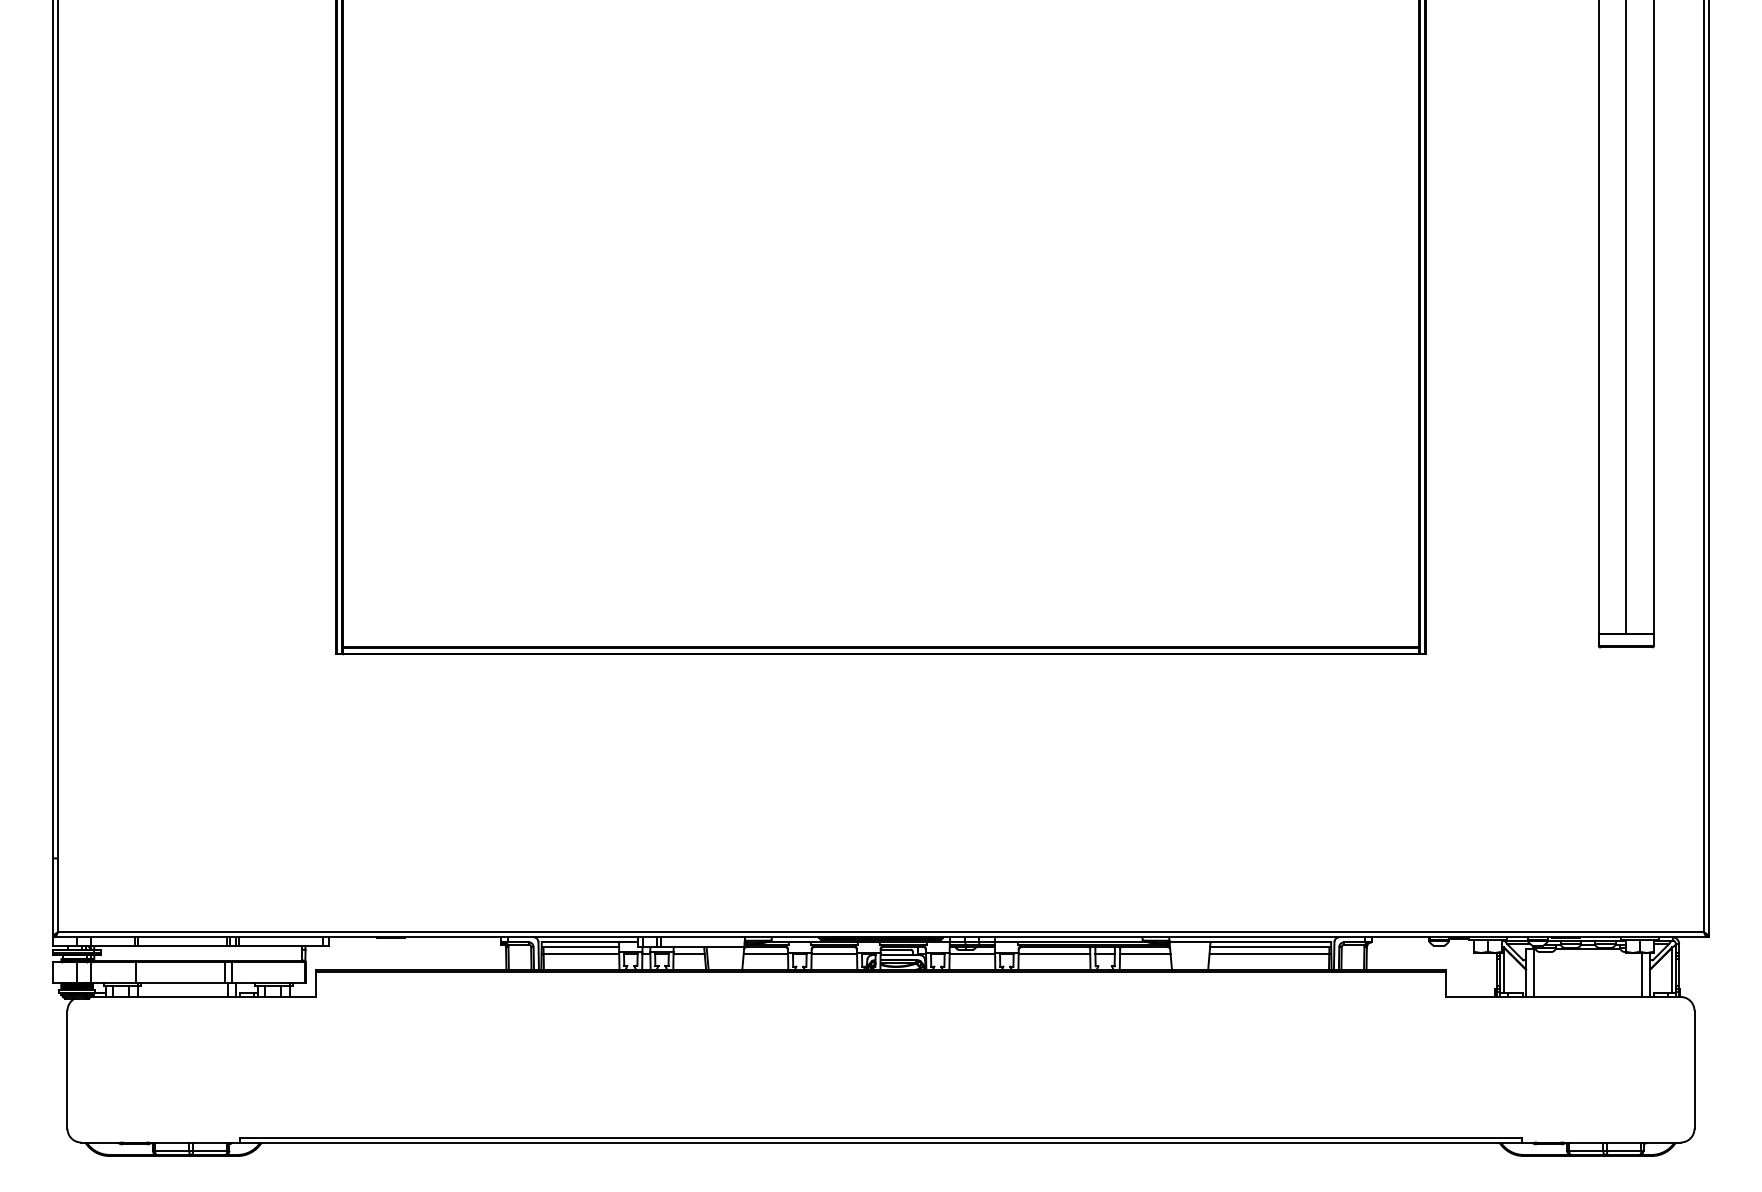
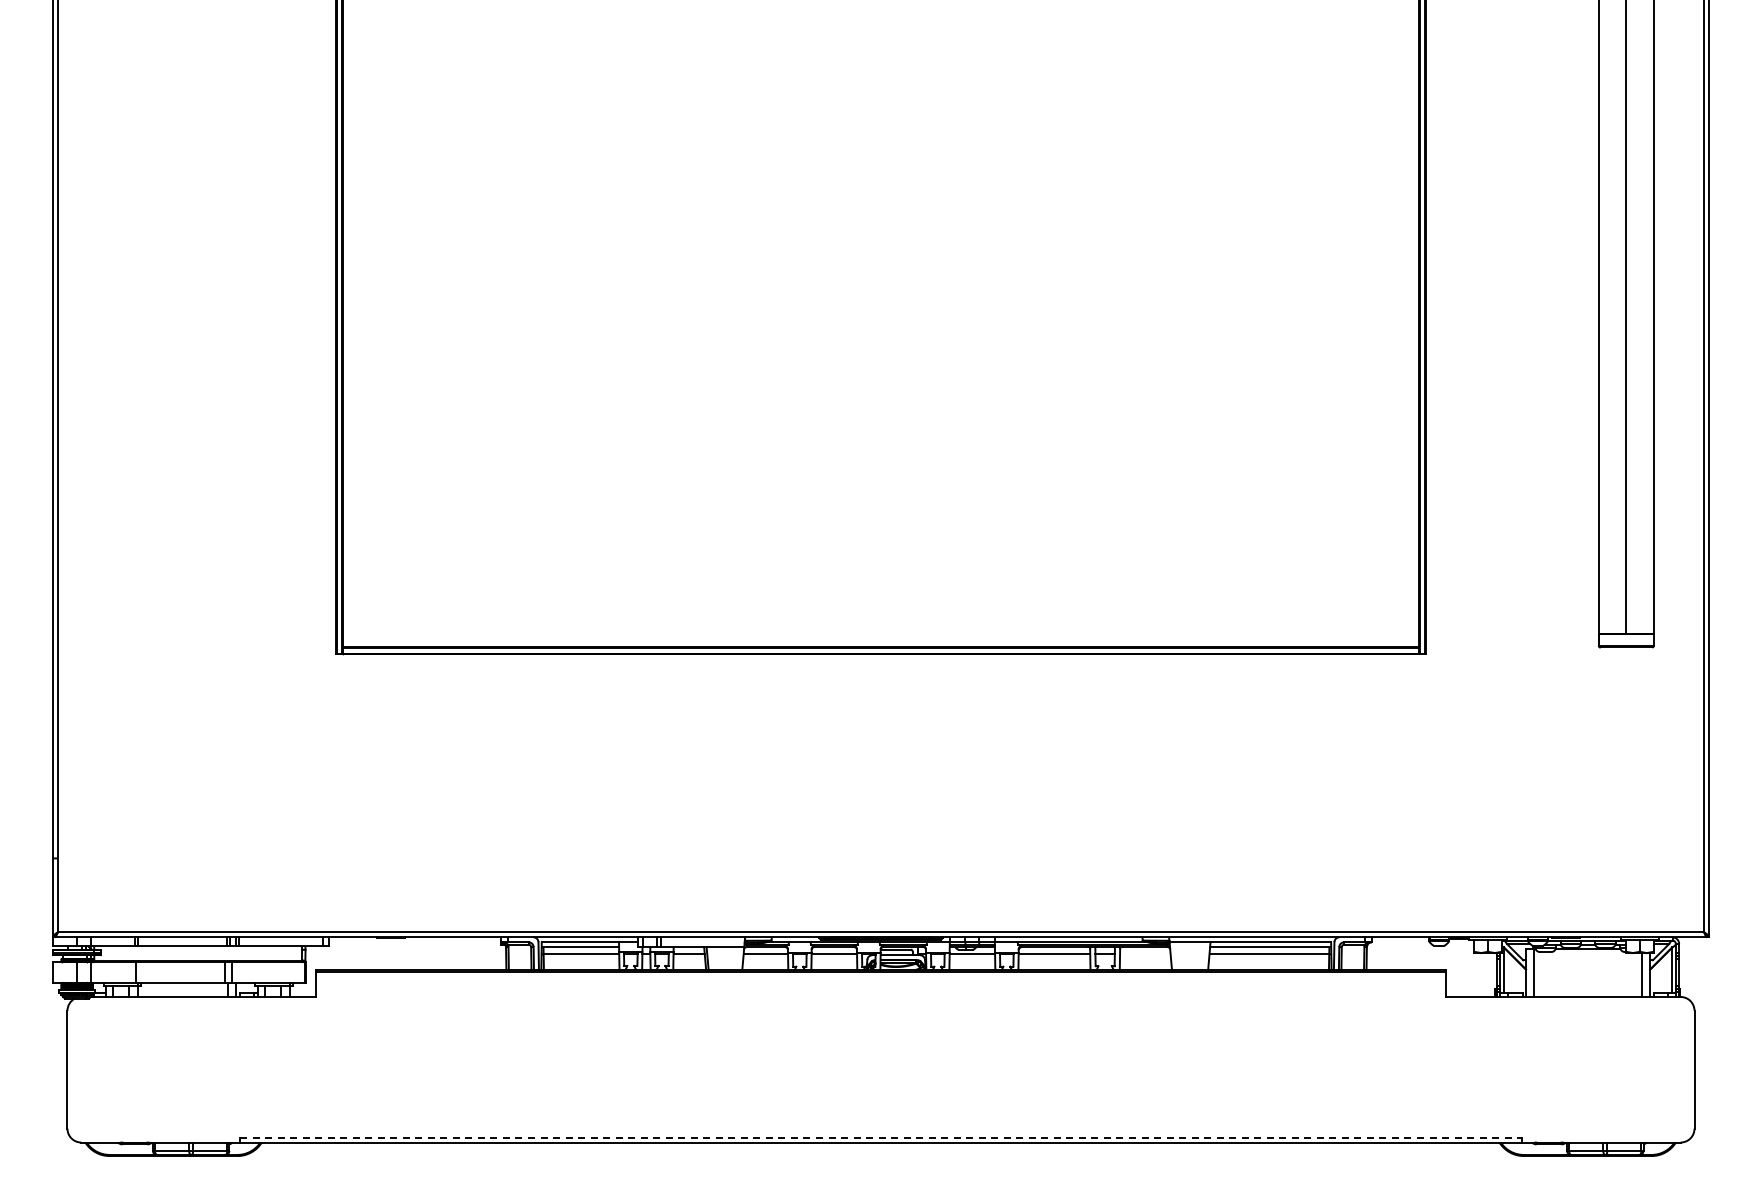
line: present -> none (1145, 954)
line: solid -> dashed (881, 1137)
